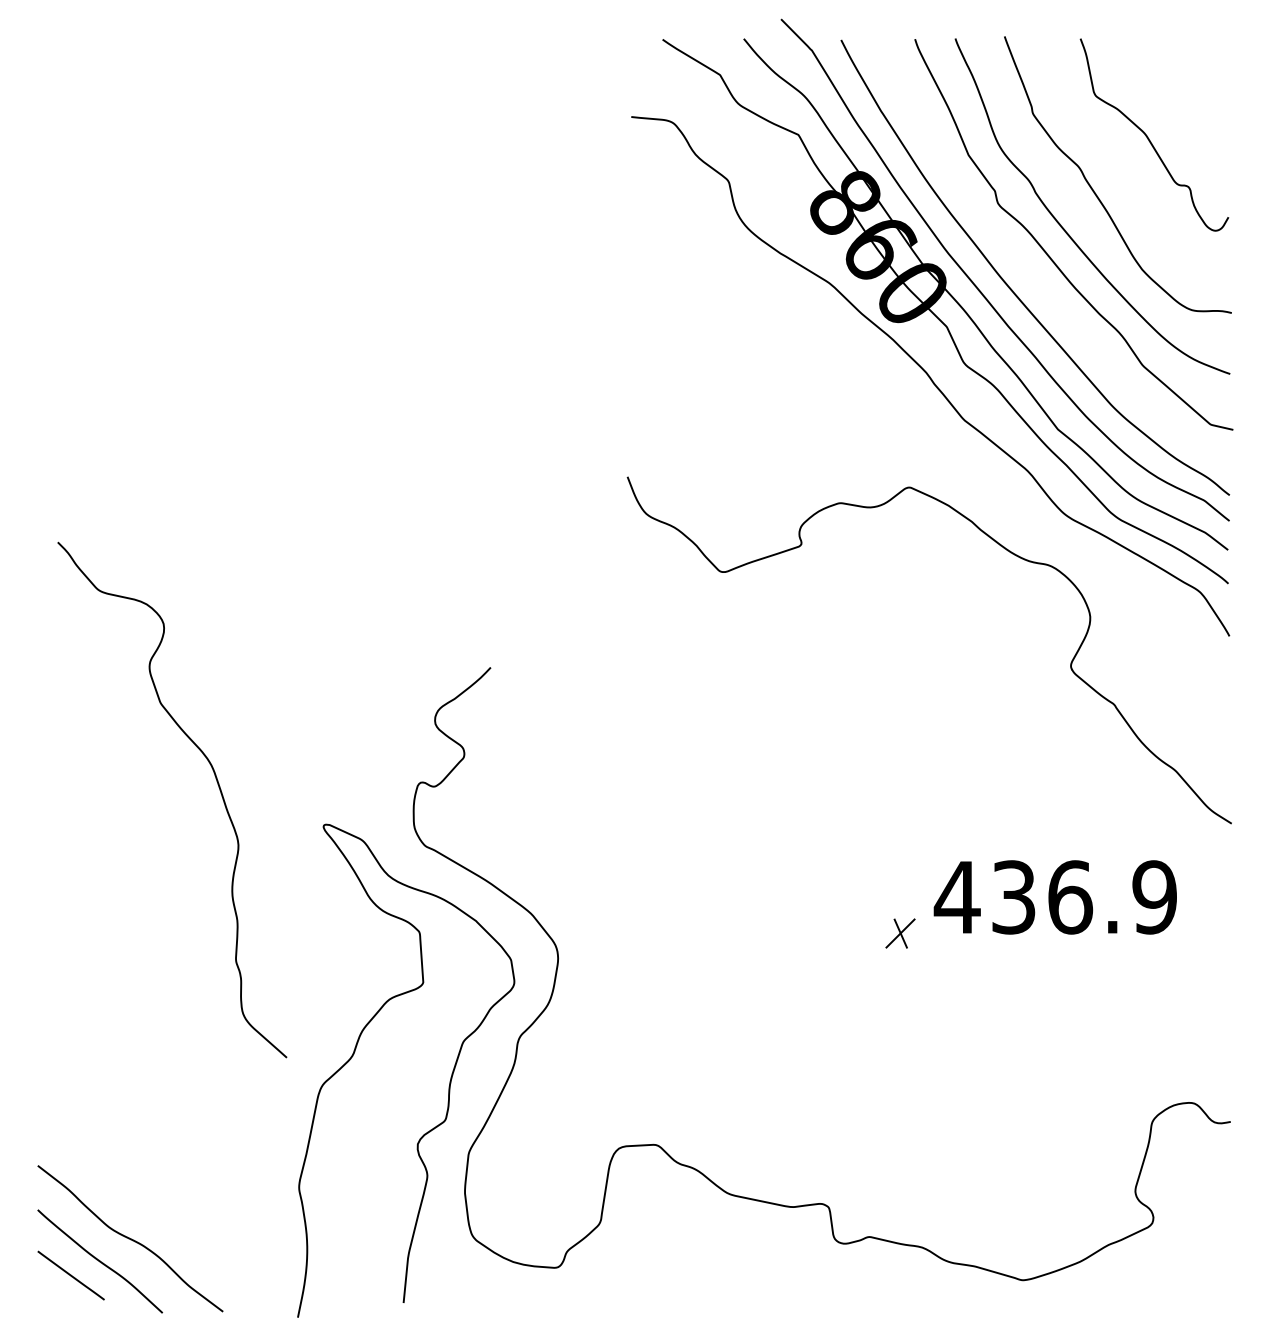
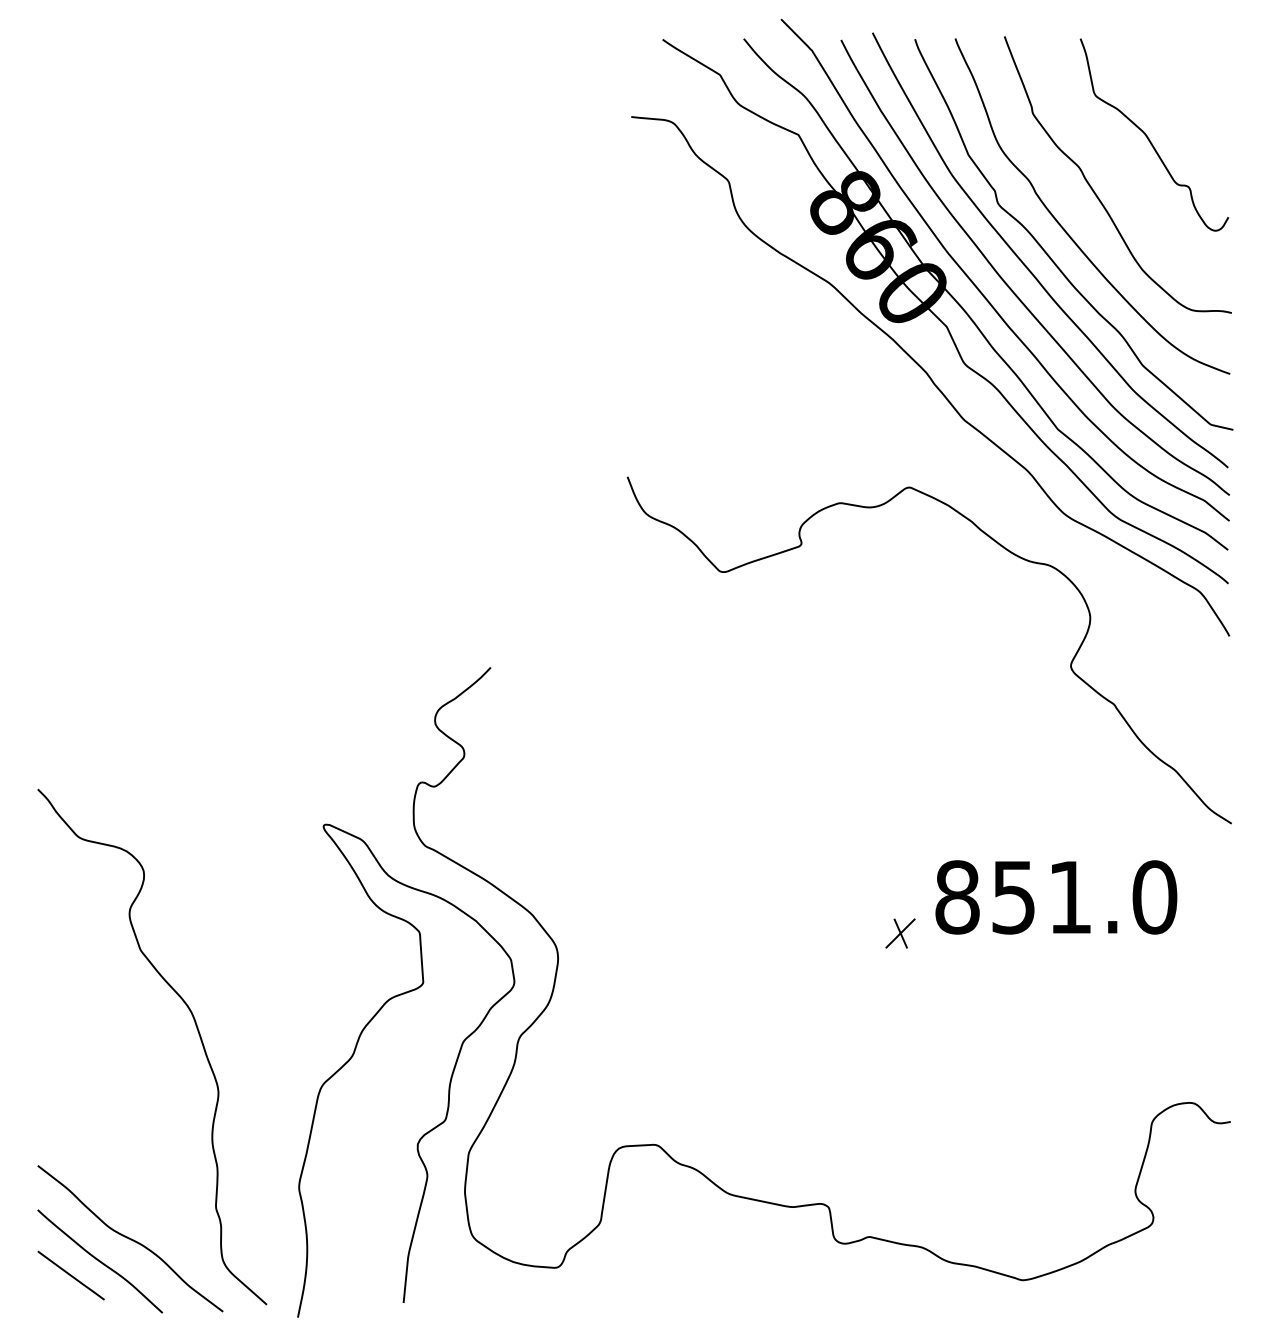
curve: none -> present (1028, 267)
curve position: (217, 784) -> (197, 1031) (197, 1031)
text: 436.9 -> 851.0 (1055, 897)
